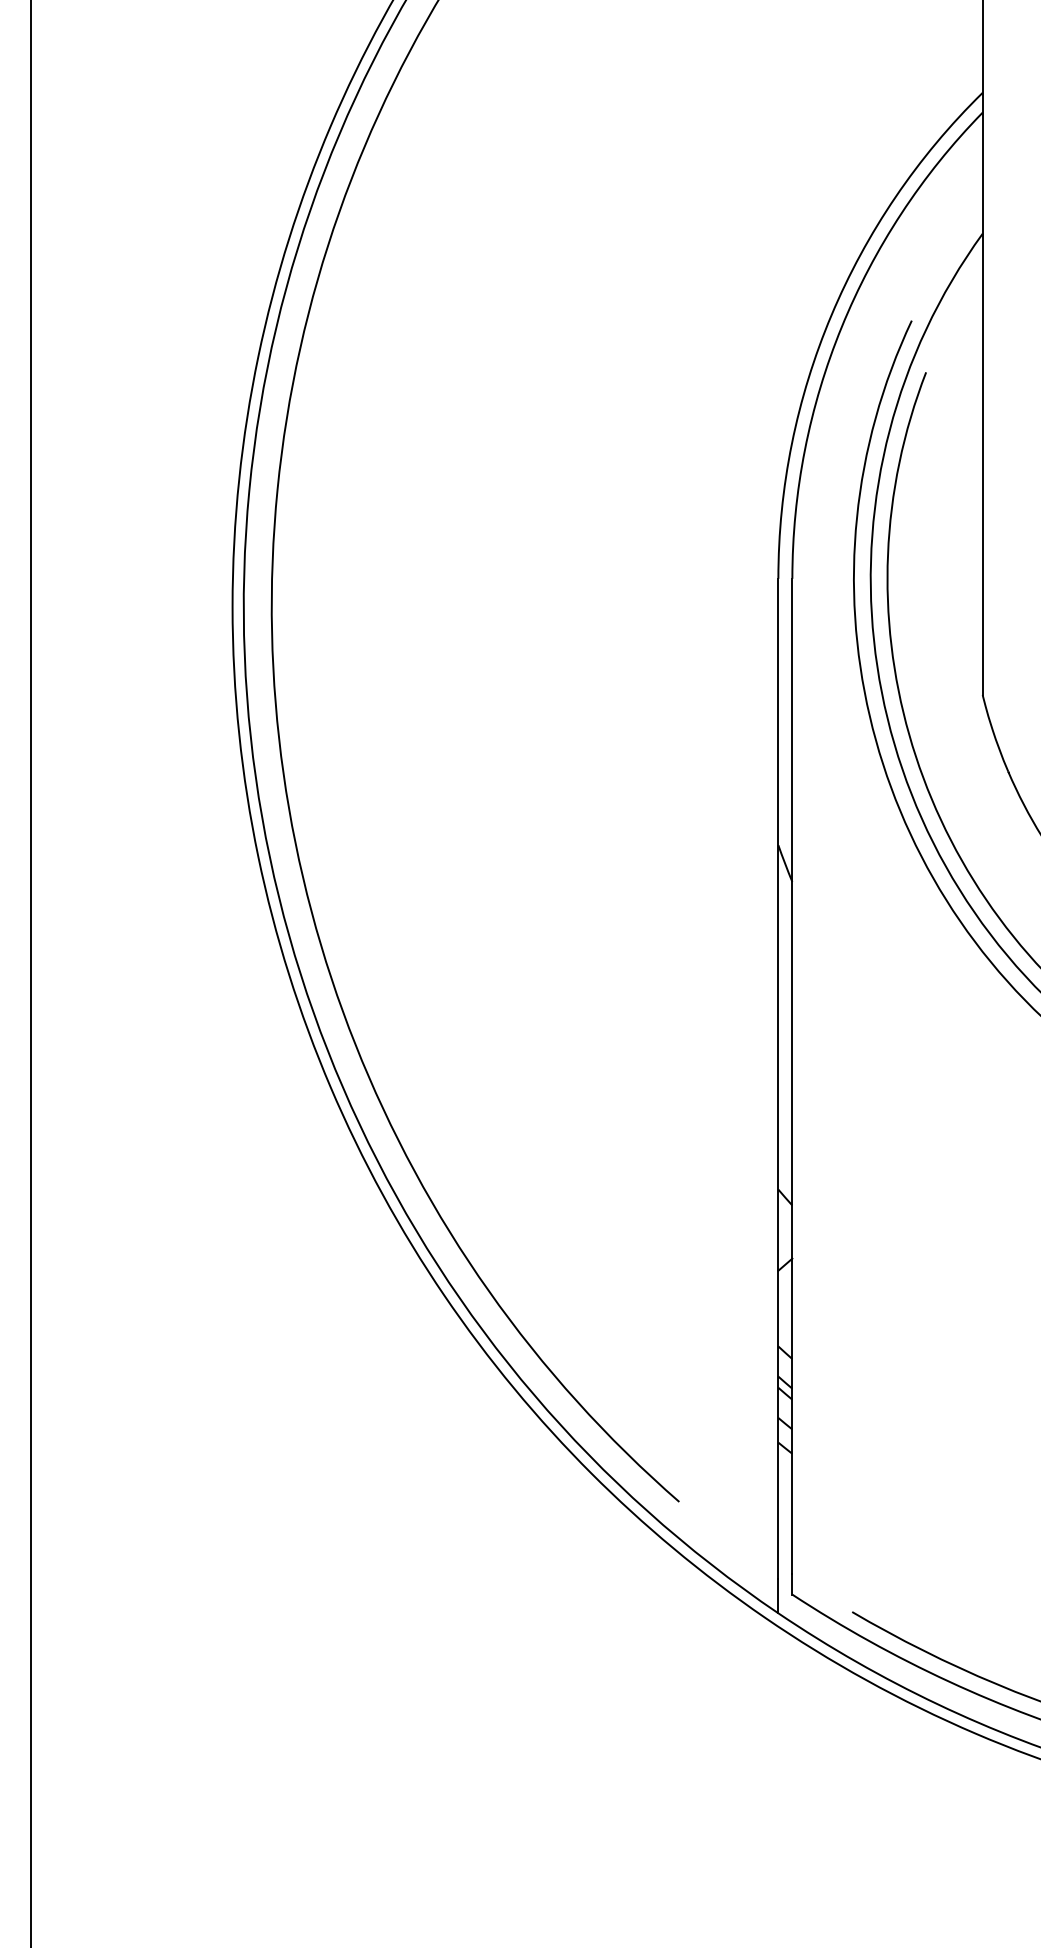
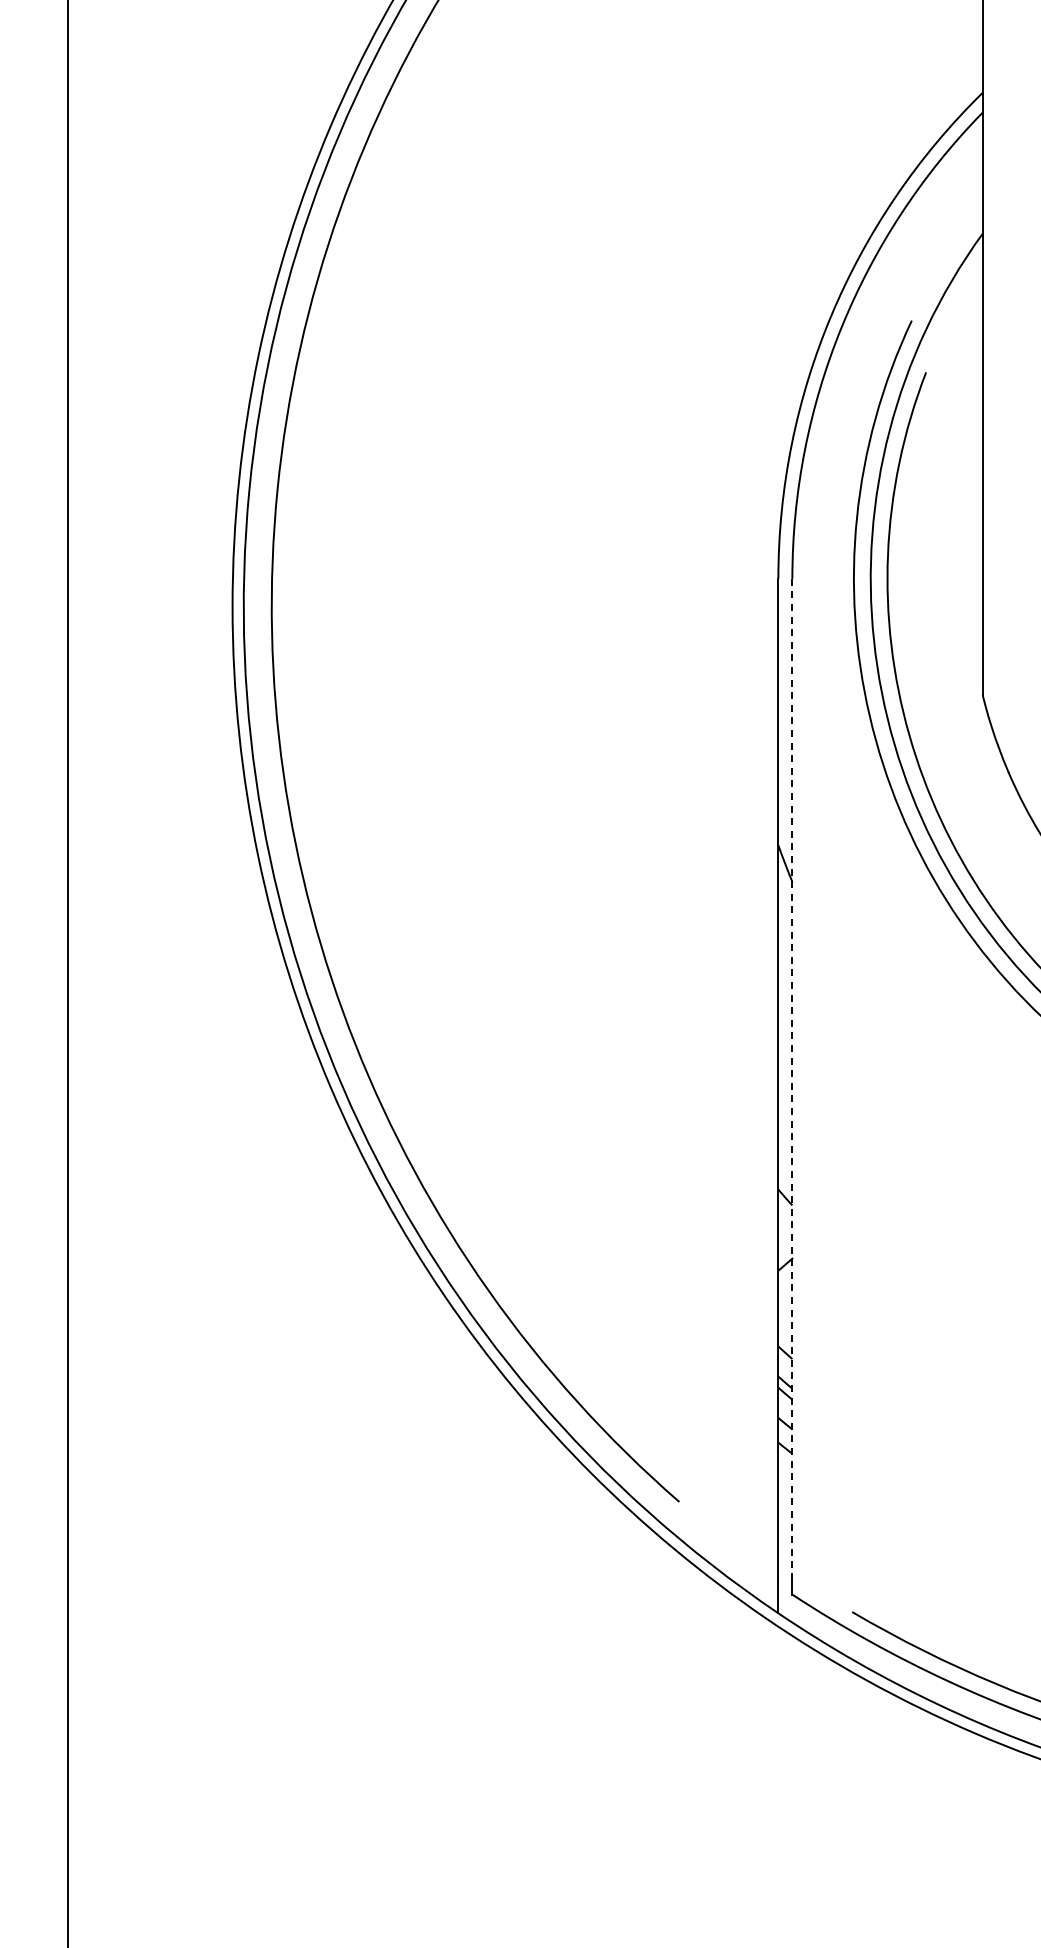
line position: (31, 973) -> (68, 973) (68, 973)
line: solid -> dashed (792, 1076)
